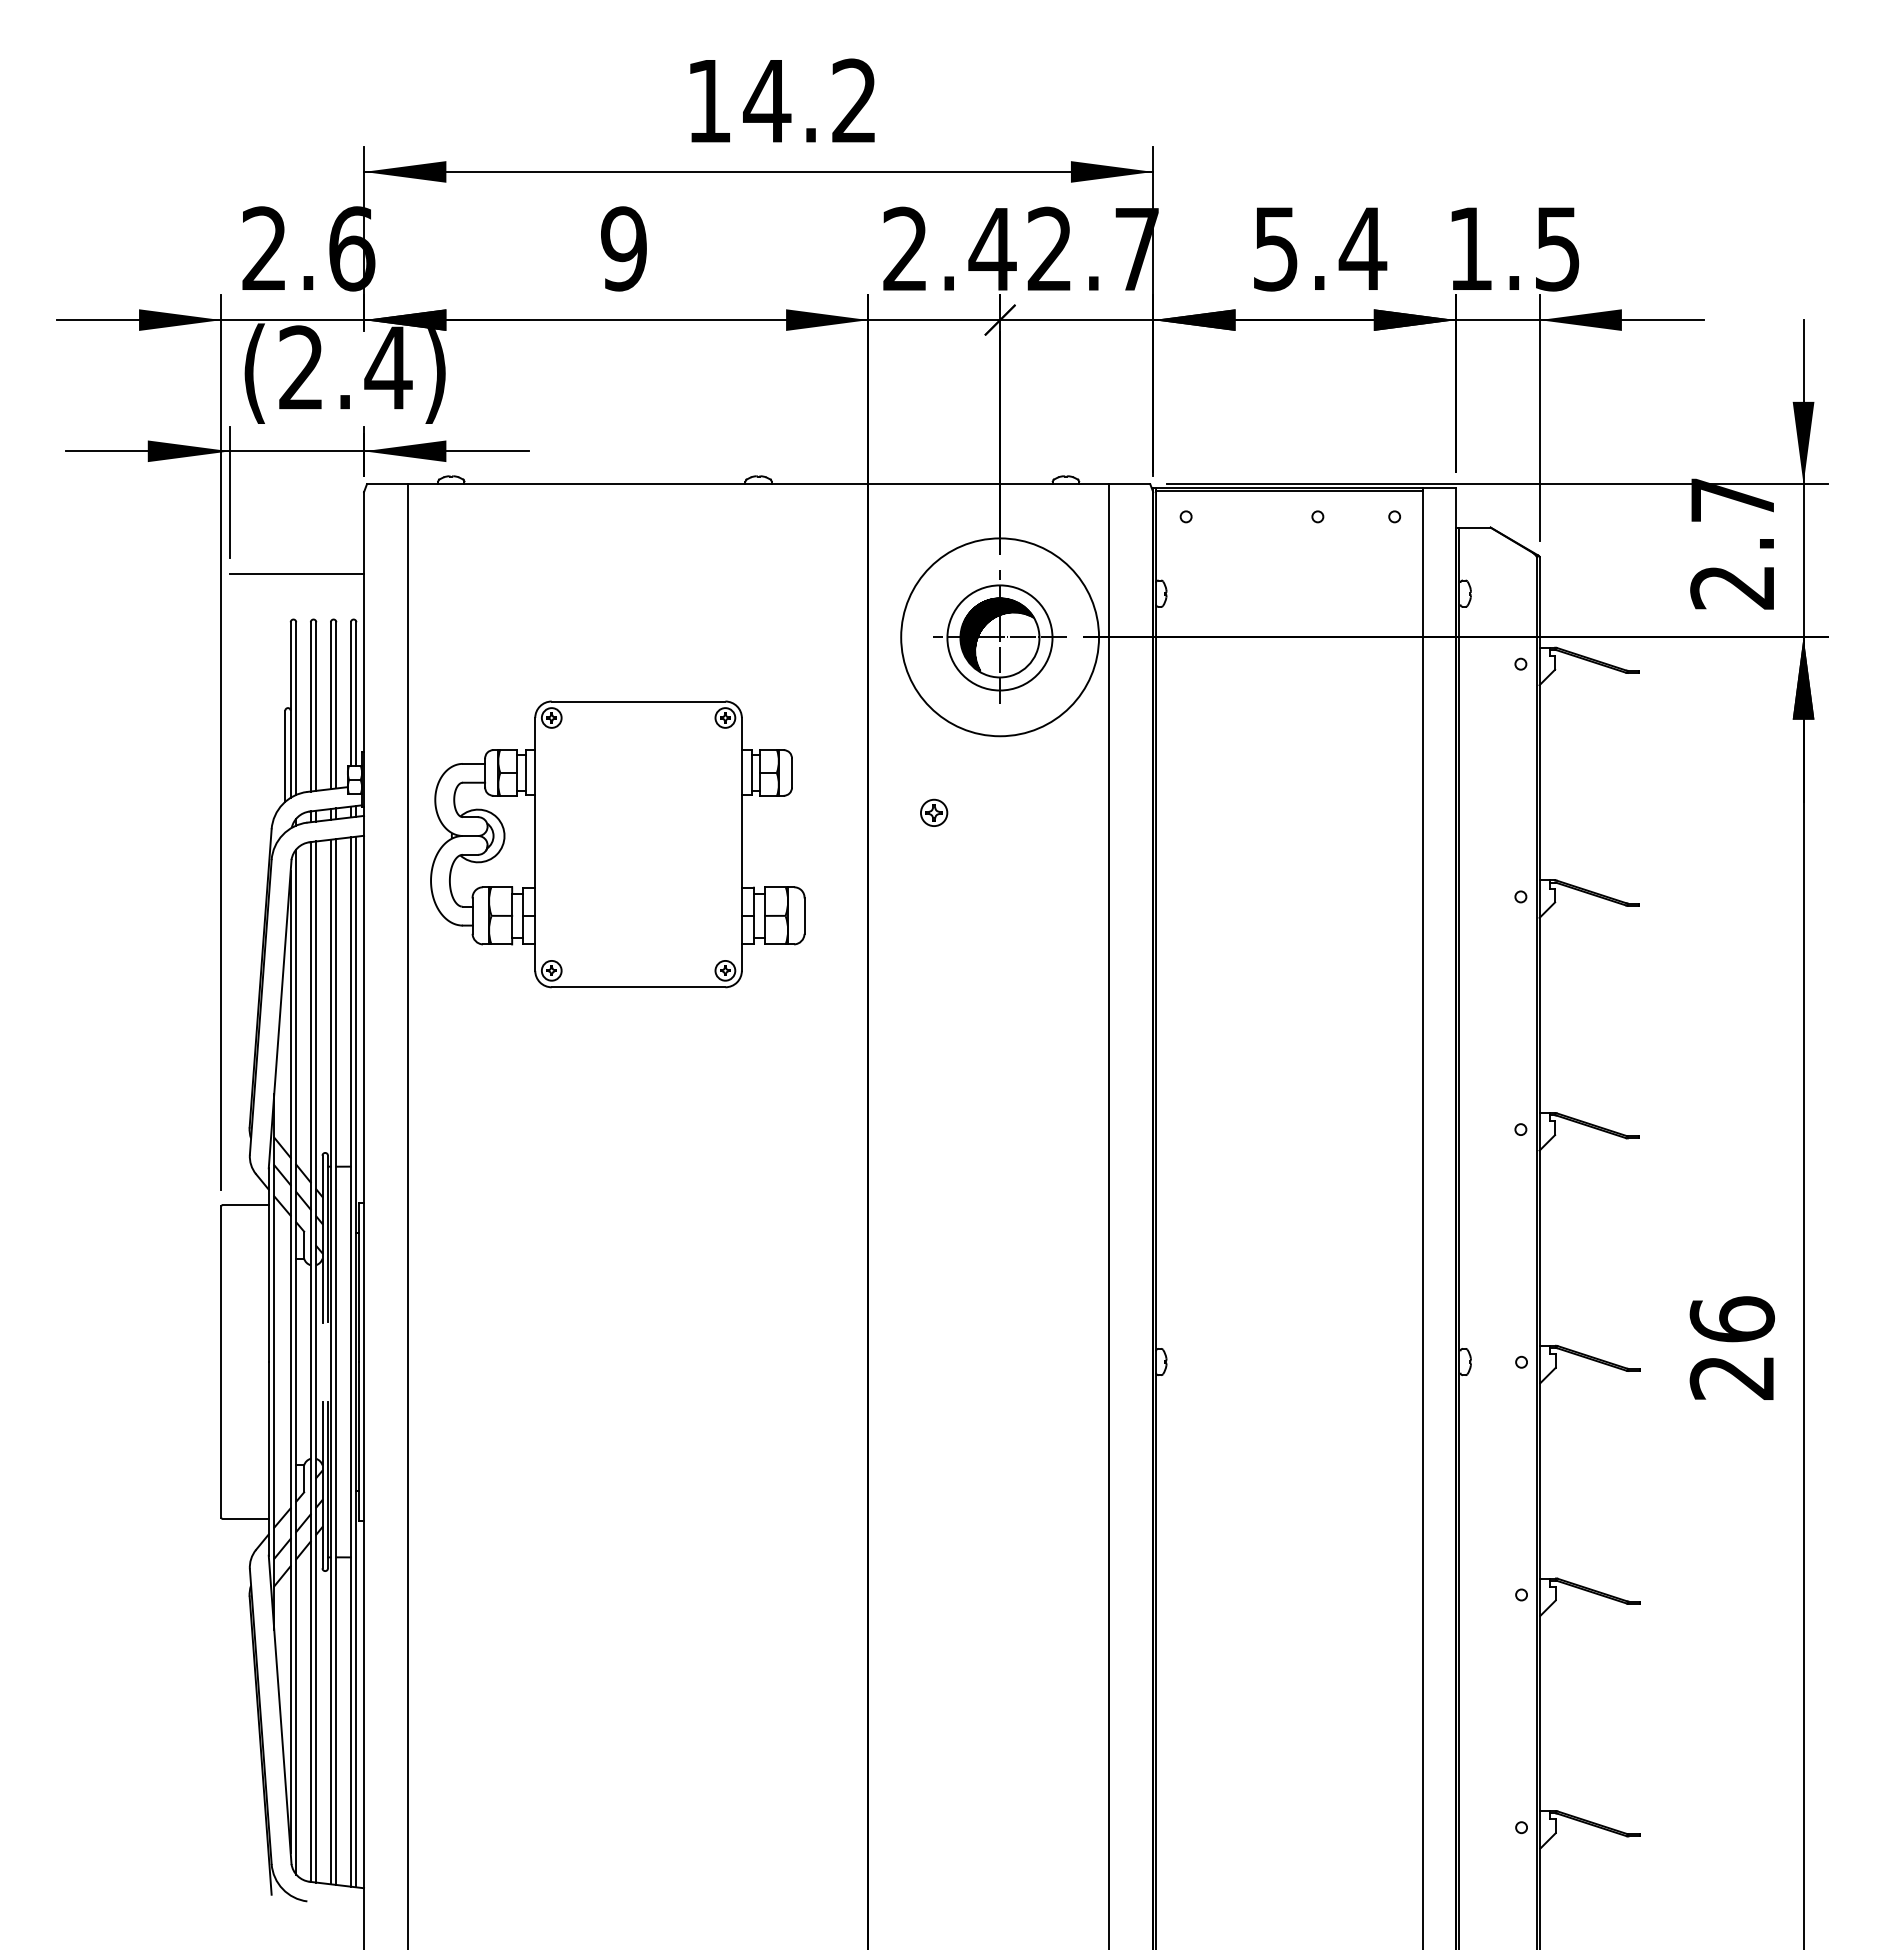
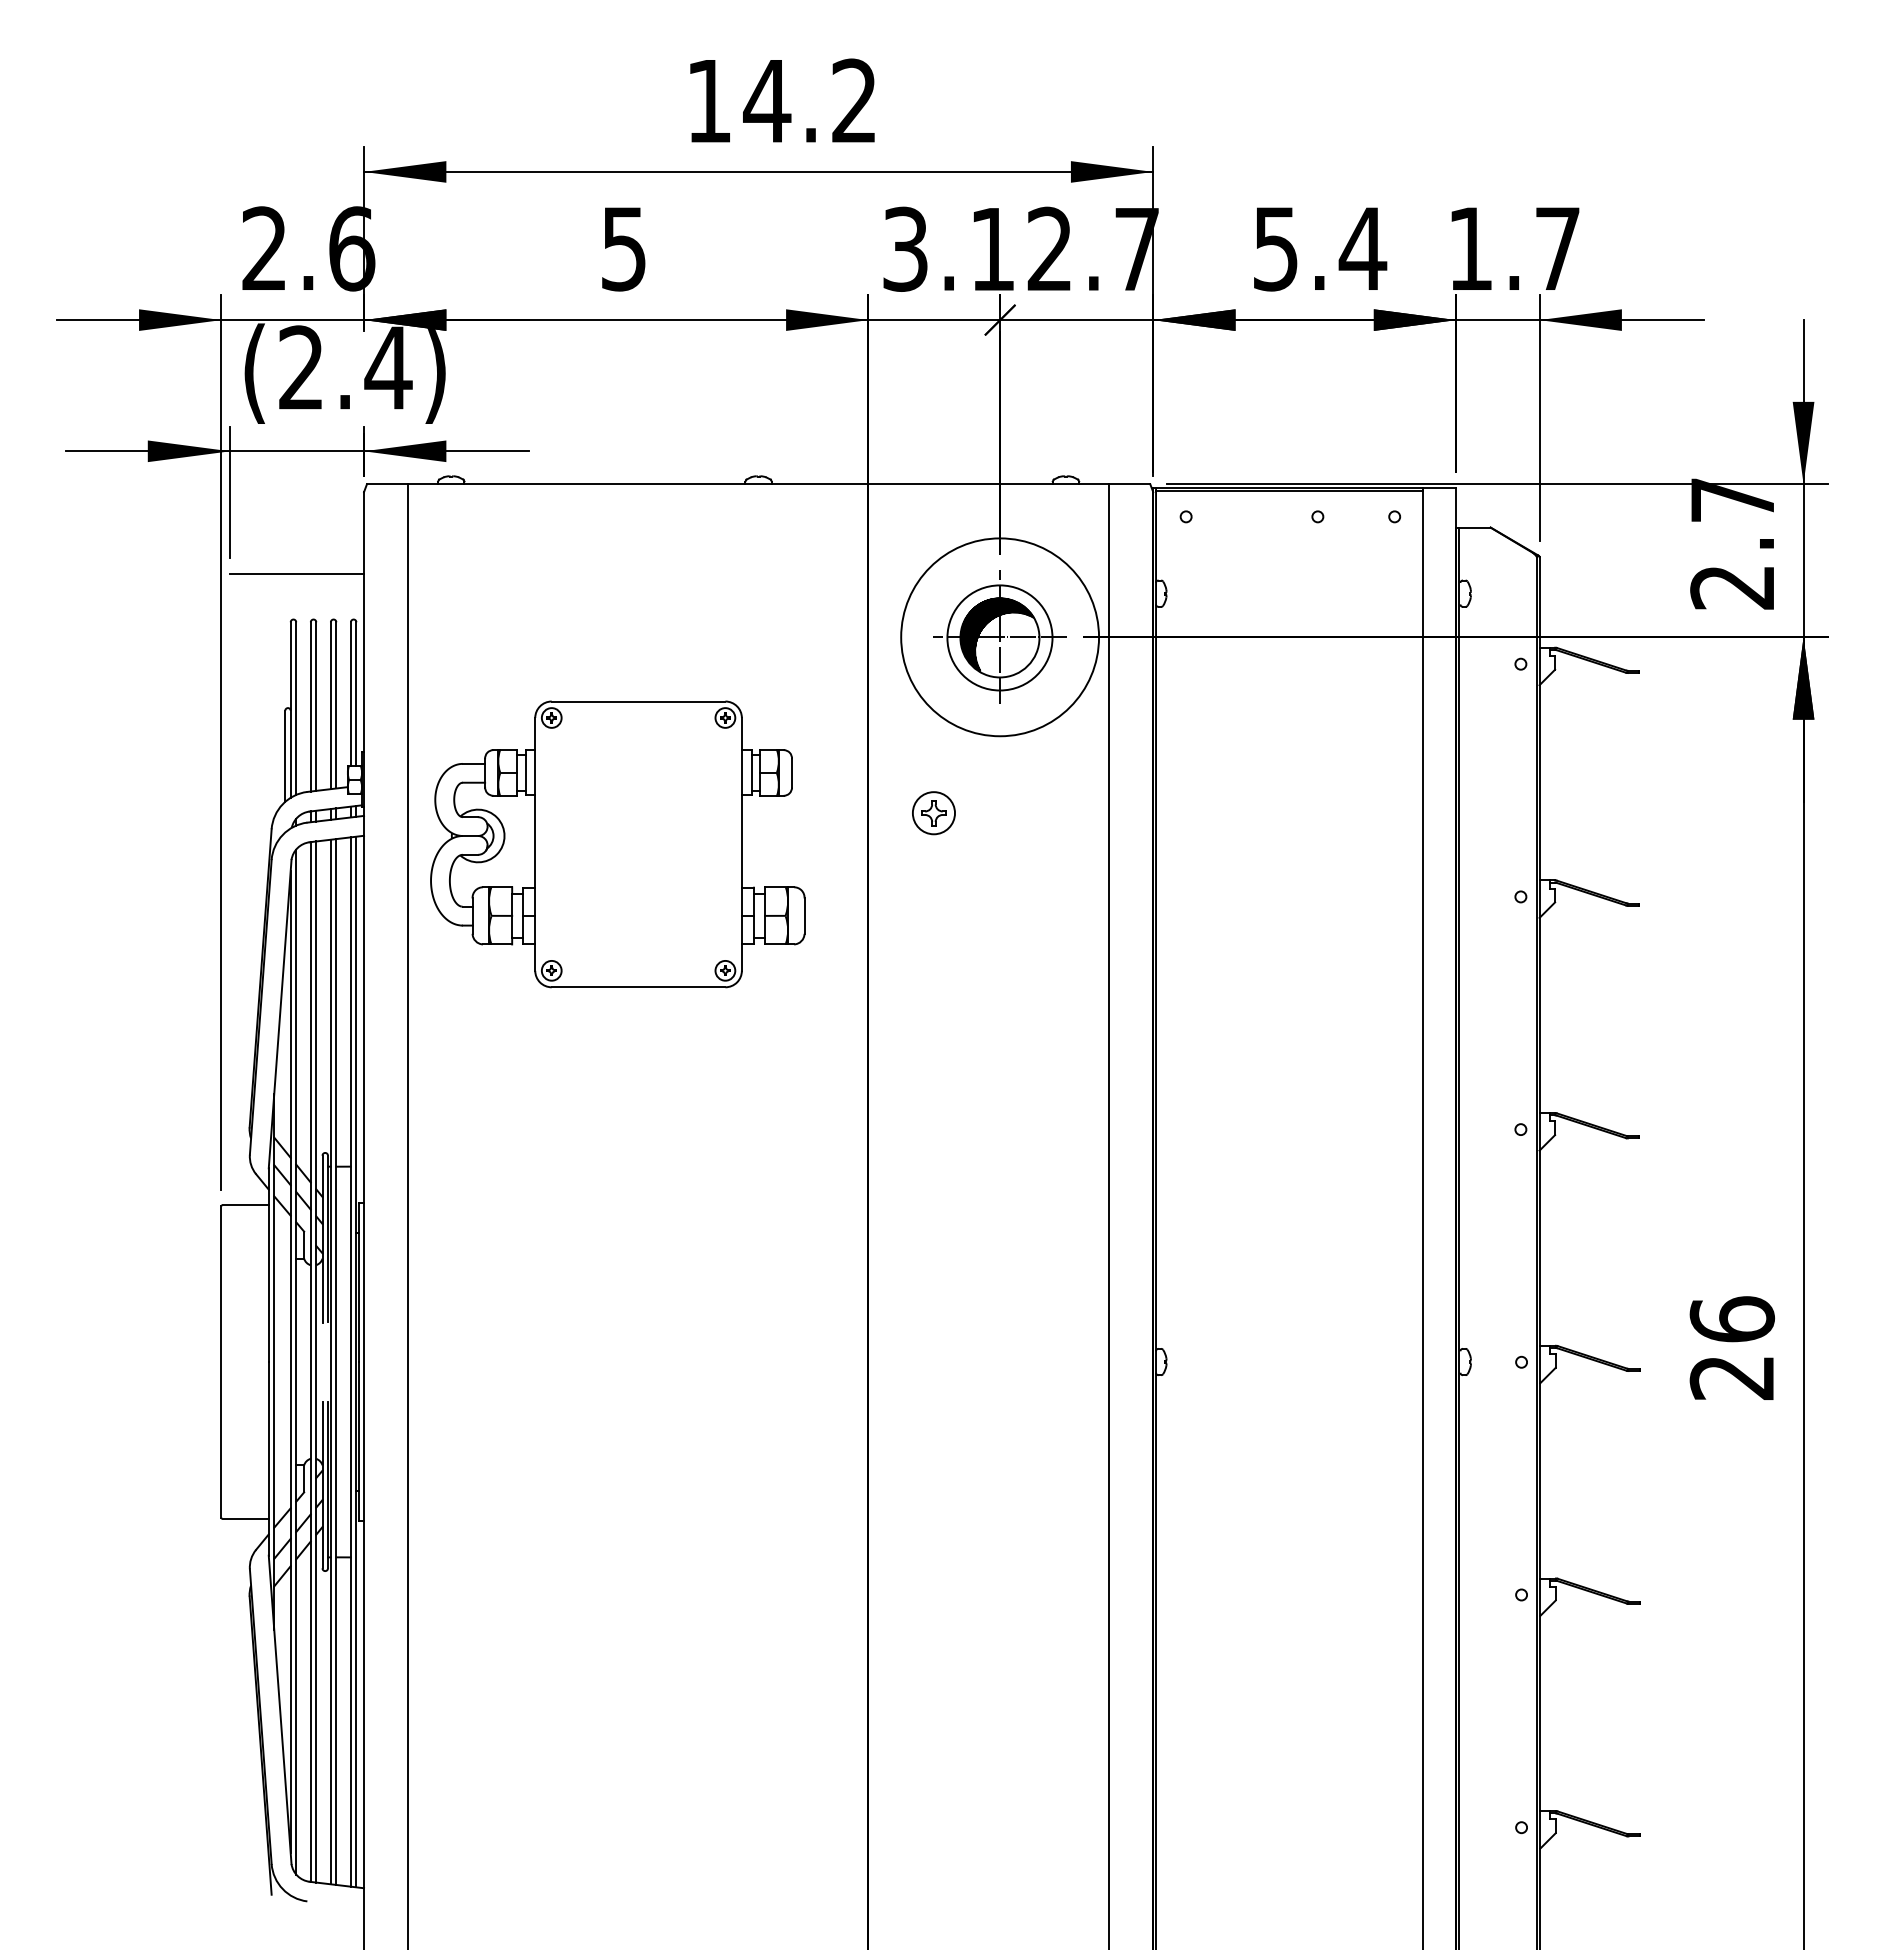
text: 9 -> 5 (623, 248)
text: 2.4 -> 3.1 (949, 248)
text: 1.5 -> 1.7 (1557, 249)
part size: 29x29 px -> 44x45 px (933, 813)
